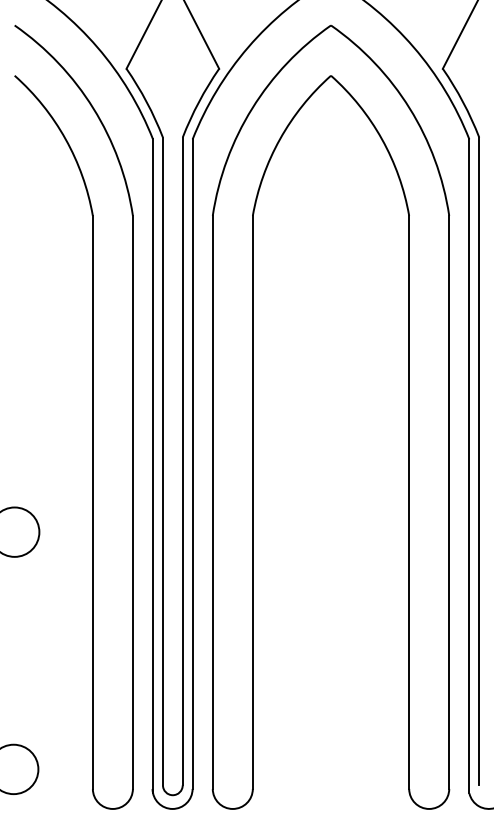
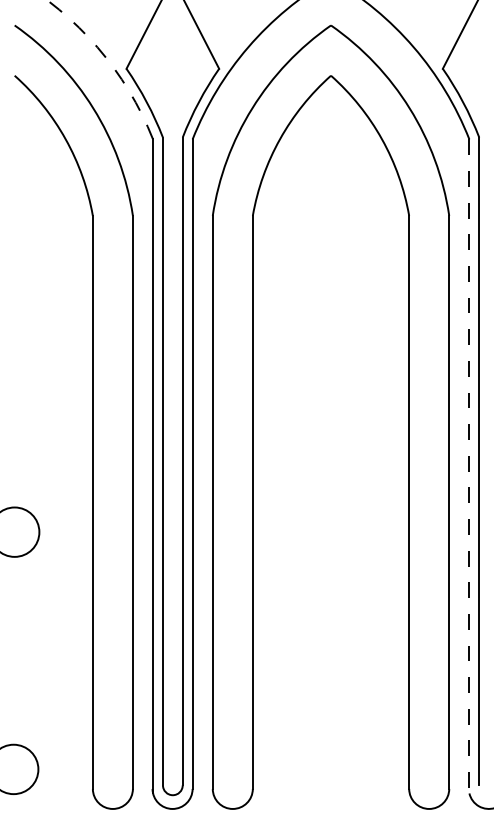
arc: solid -> dashed (108, 61)
line: solid -> dashed (469, 466)
